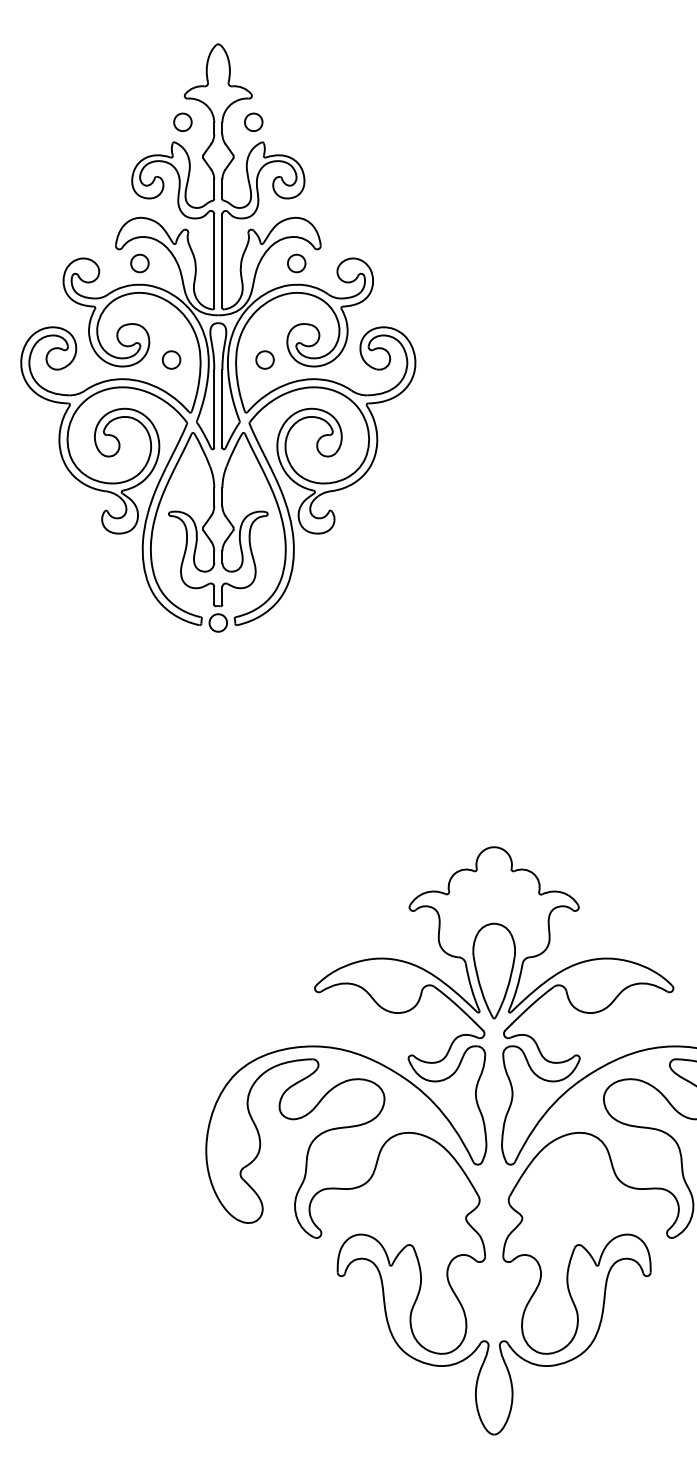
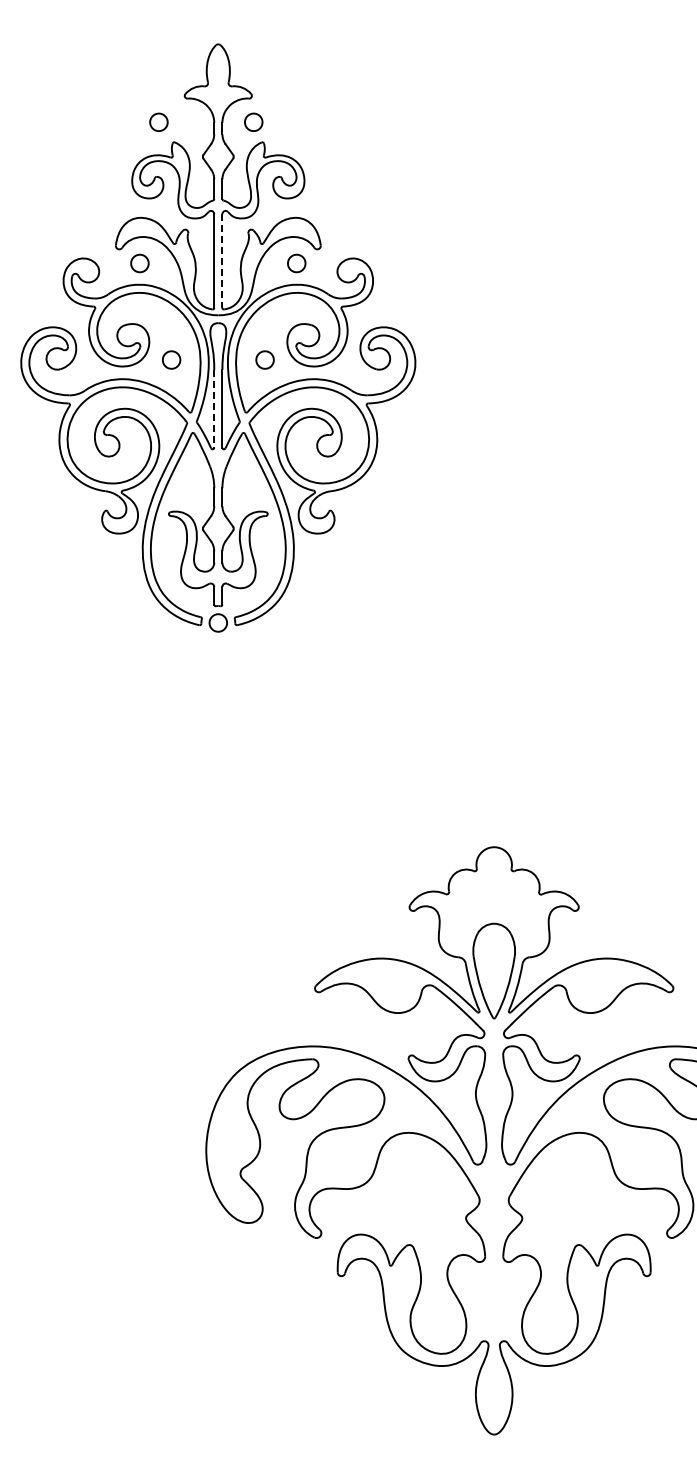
part position: (182, 121) -> (158, 121) (158, 121)
line: solid -> dashed (222, 261)
line: solid -> dashed (214, 408)
